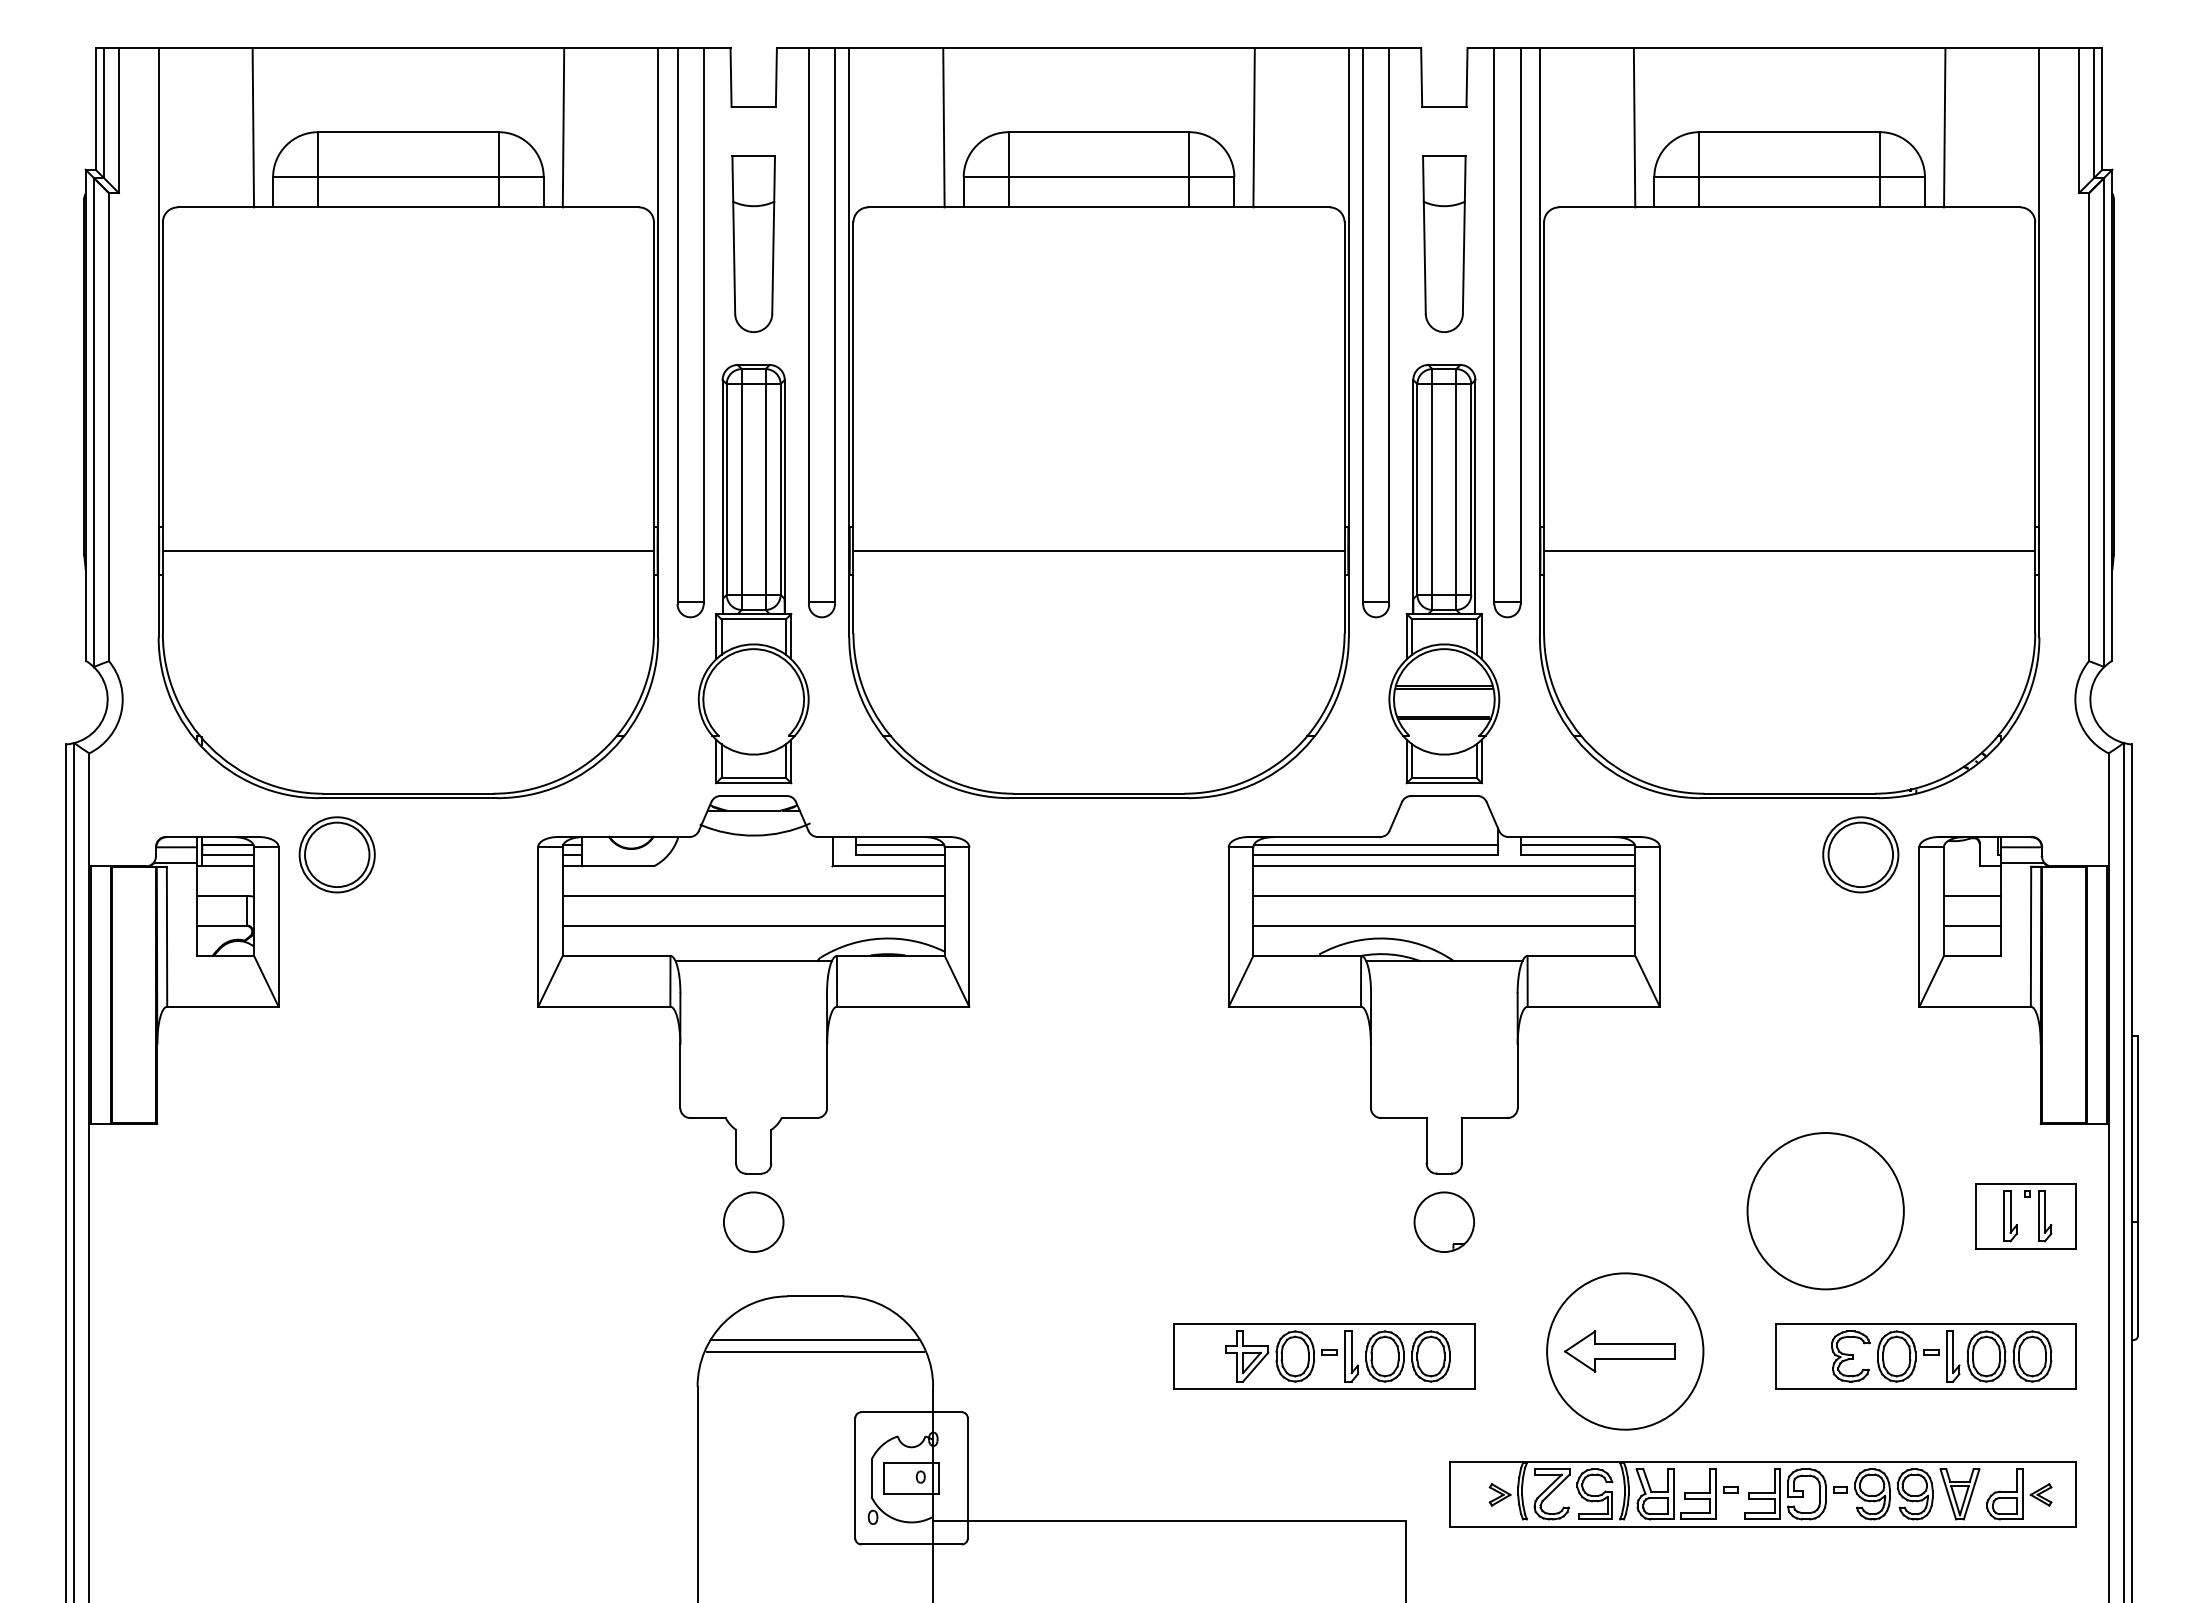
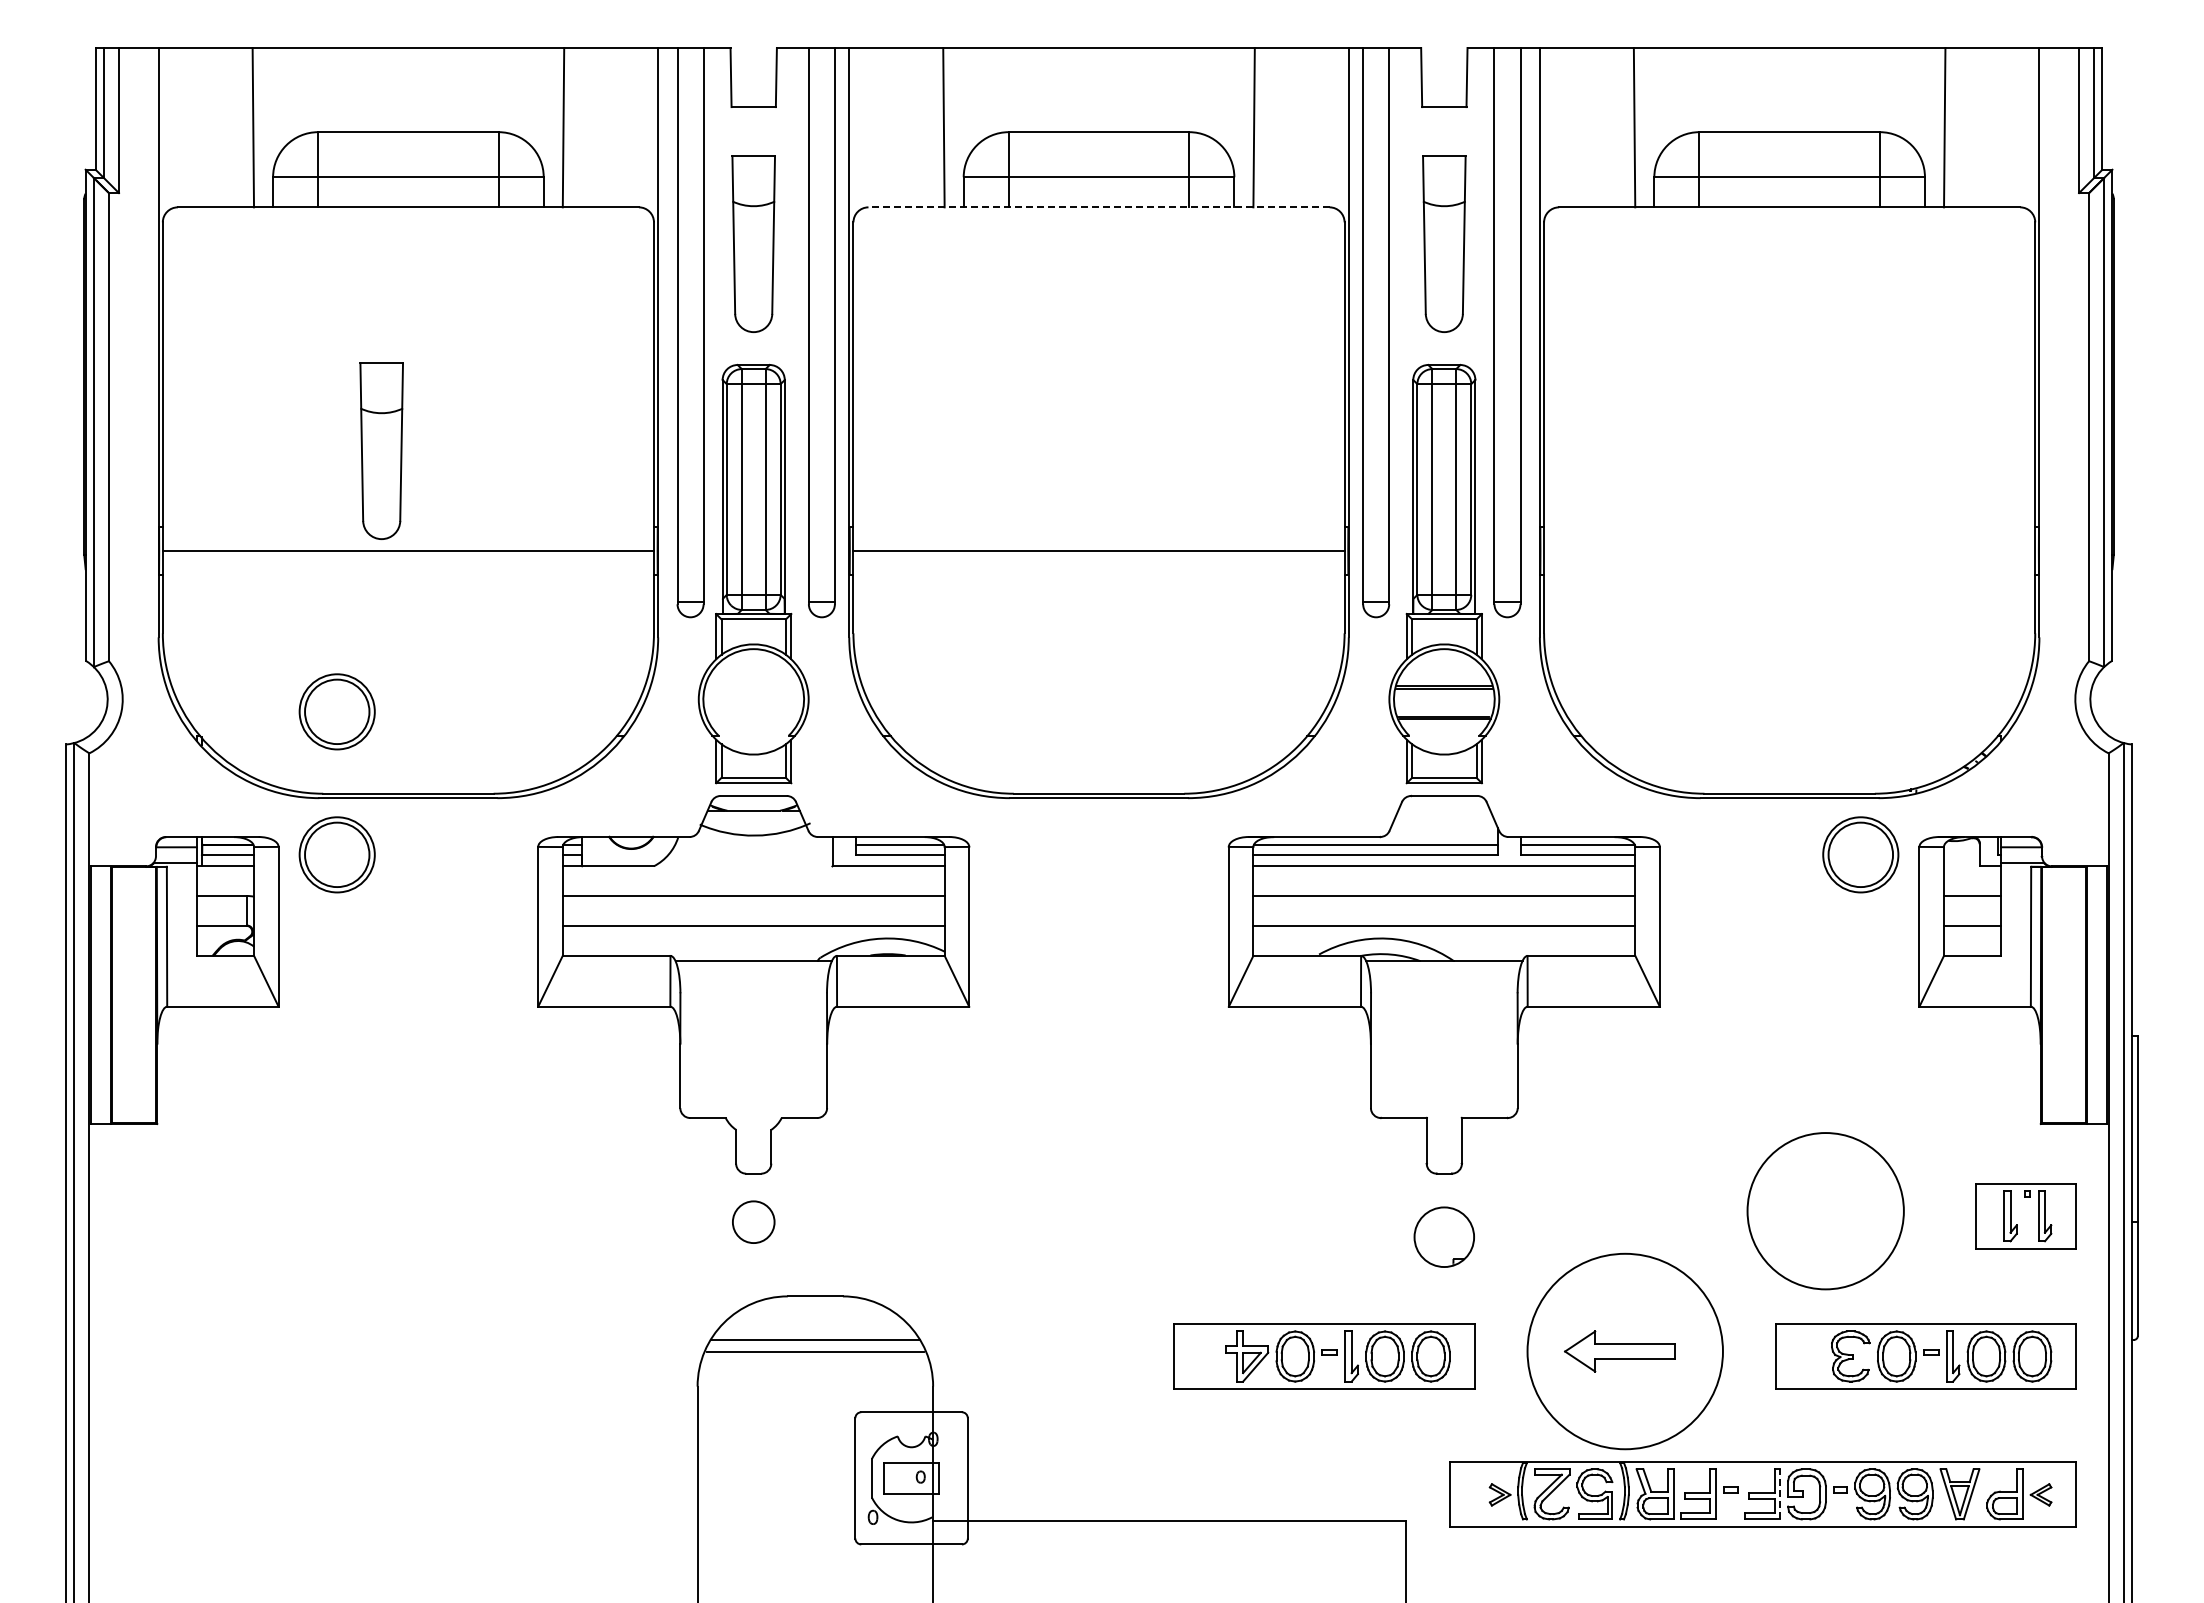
line: solid -> dashed (1099, 207)
part: none -> present (381, 450)
line: present -> none (1789, 551)
part: none -> present (336, 711)
part position: (1443, 1221) -> (1443, 1236) (1443, 1236)
circle diameter: 60 px -> 42 px (753, 1222)
circle diameter: 156 px -> 195 px (1624, 1351)
line: solid -> dashed (1780, 1493)
